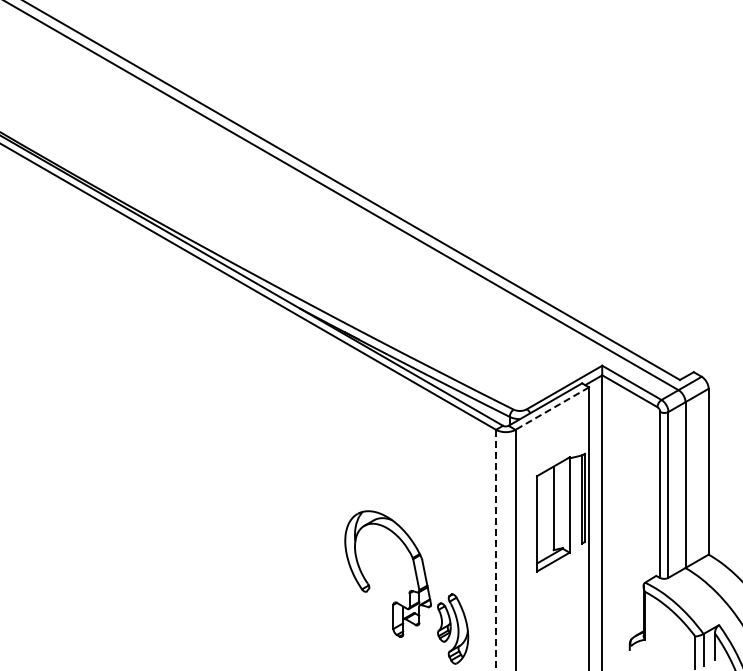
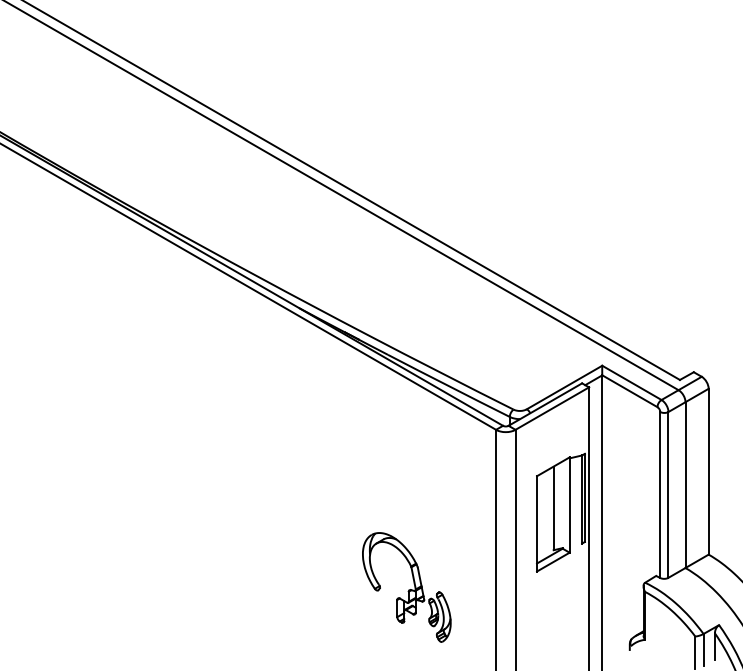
line: dashed -> solid (551, 408)
line: dashed -> solid (496, 550)
part size: 126x155 px -> 90x111 px (406, 587)
